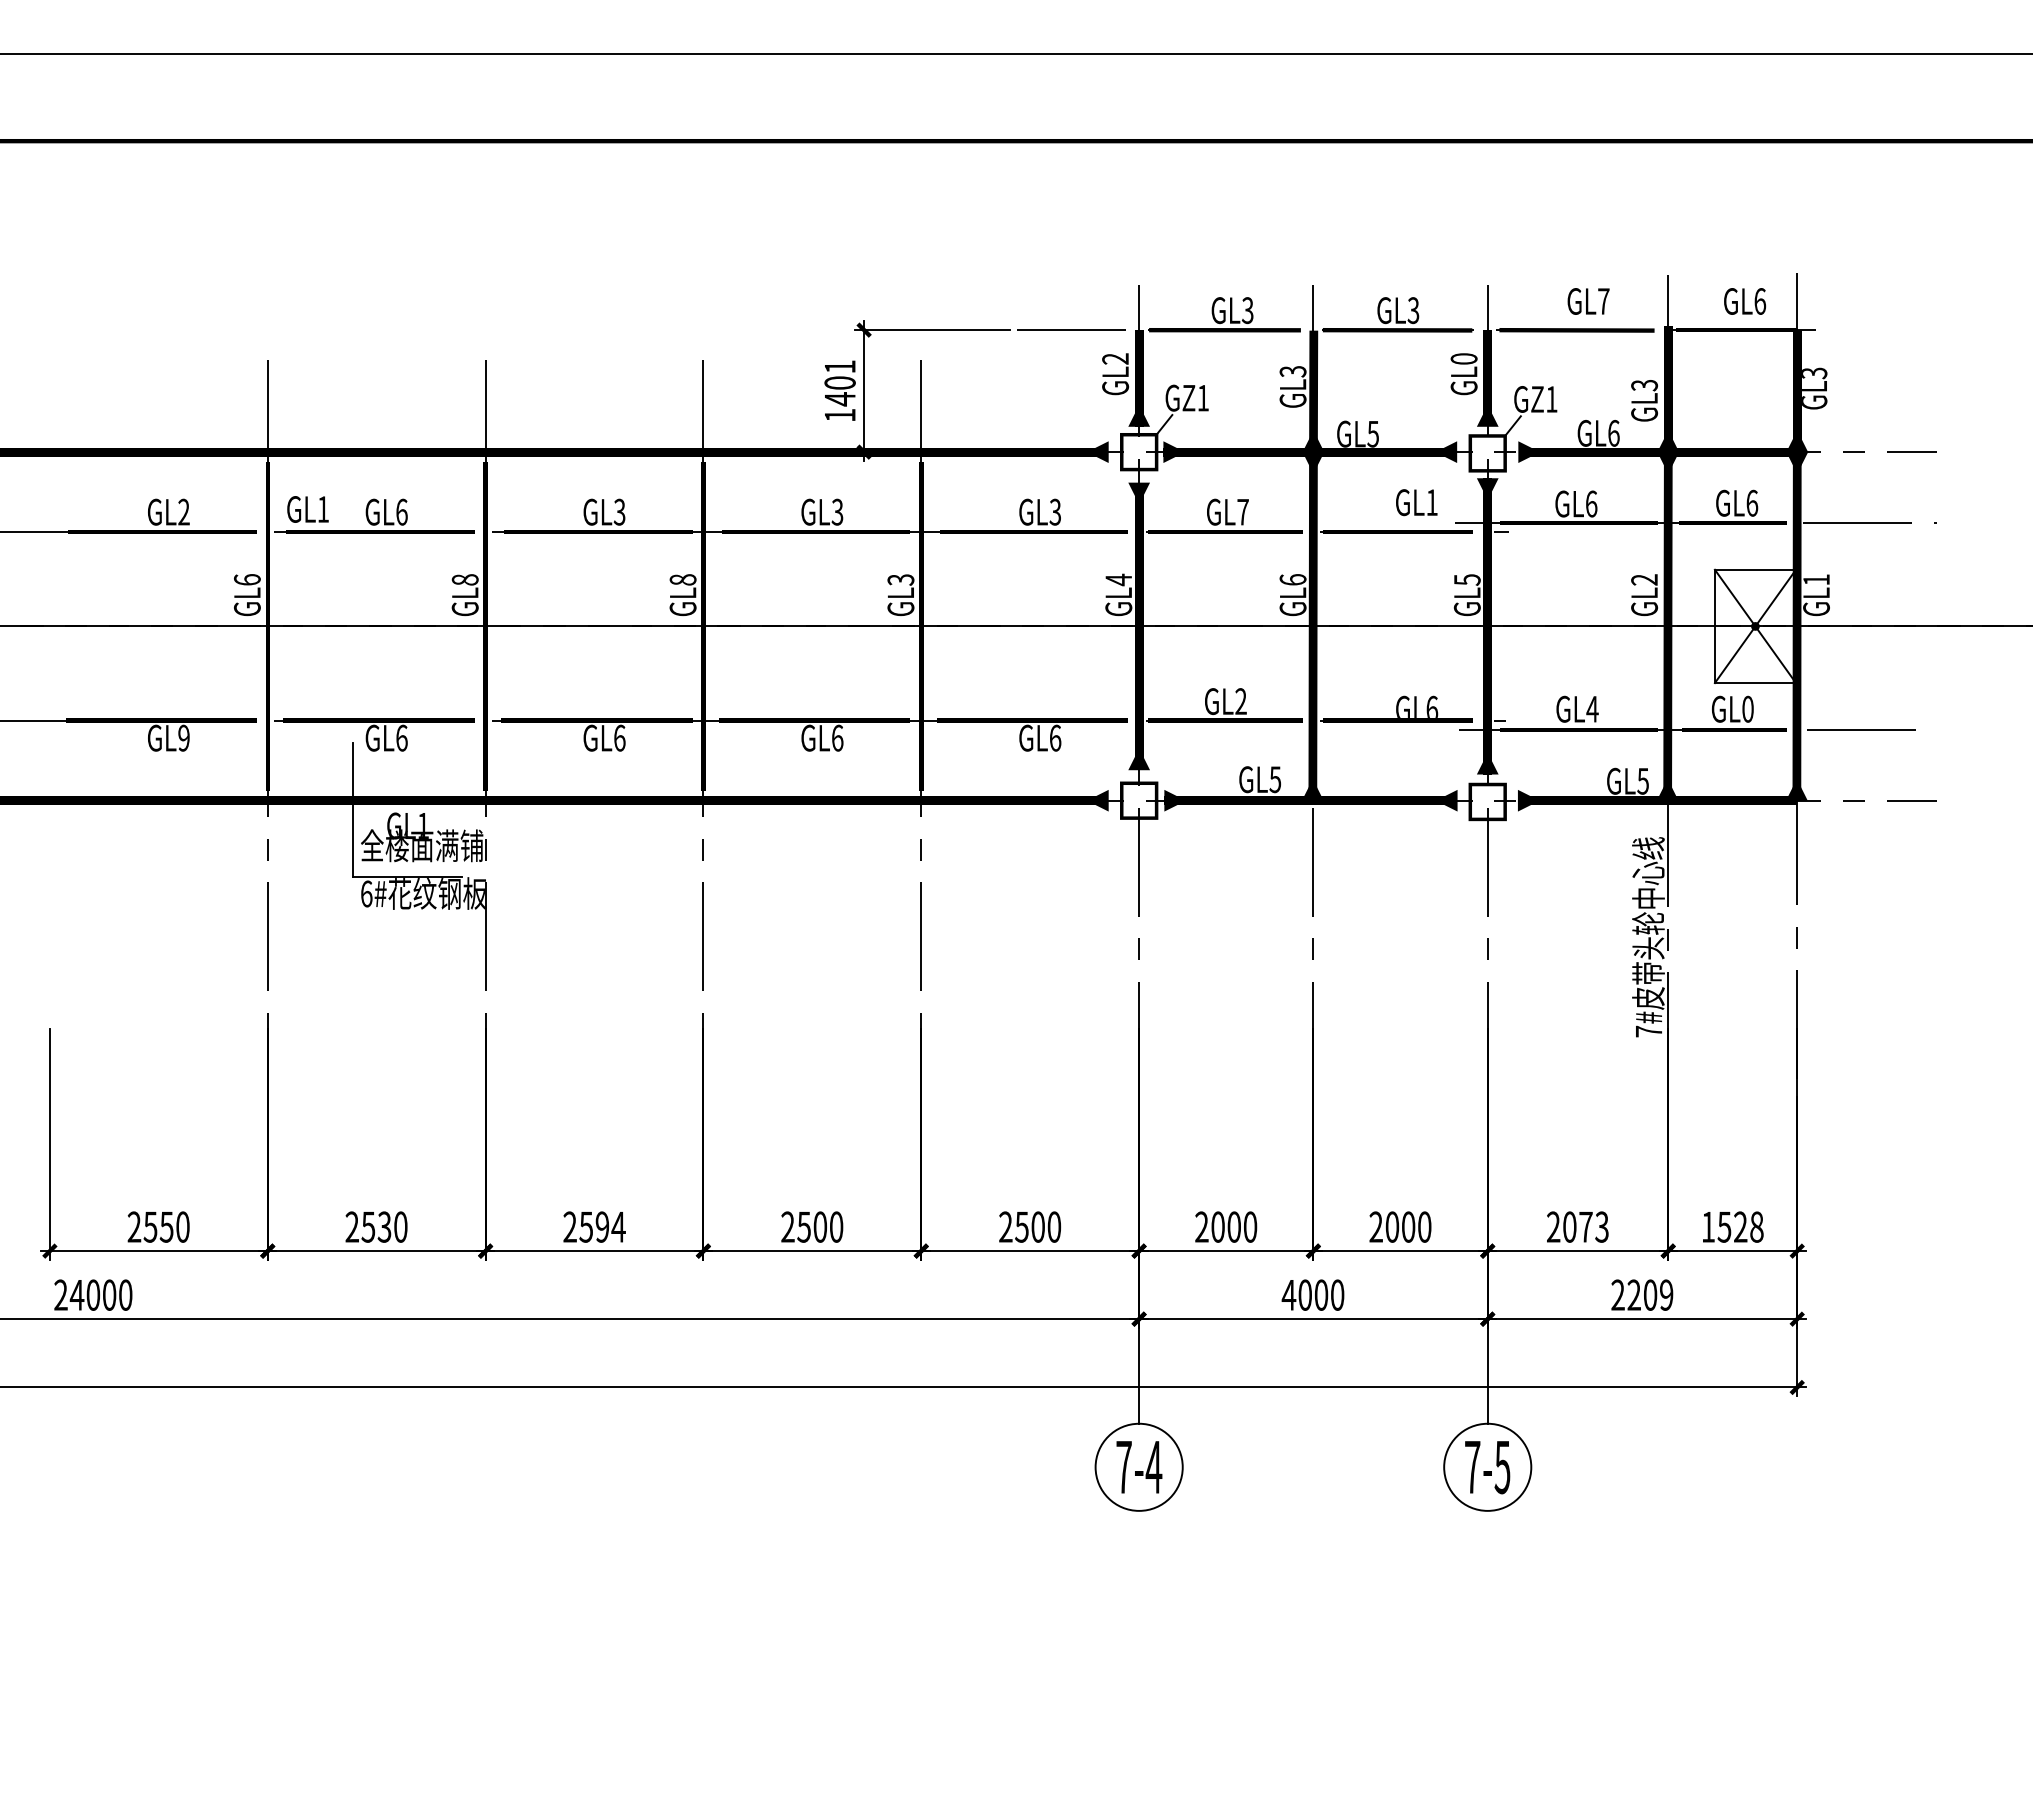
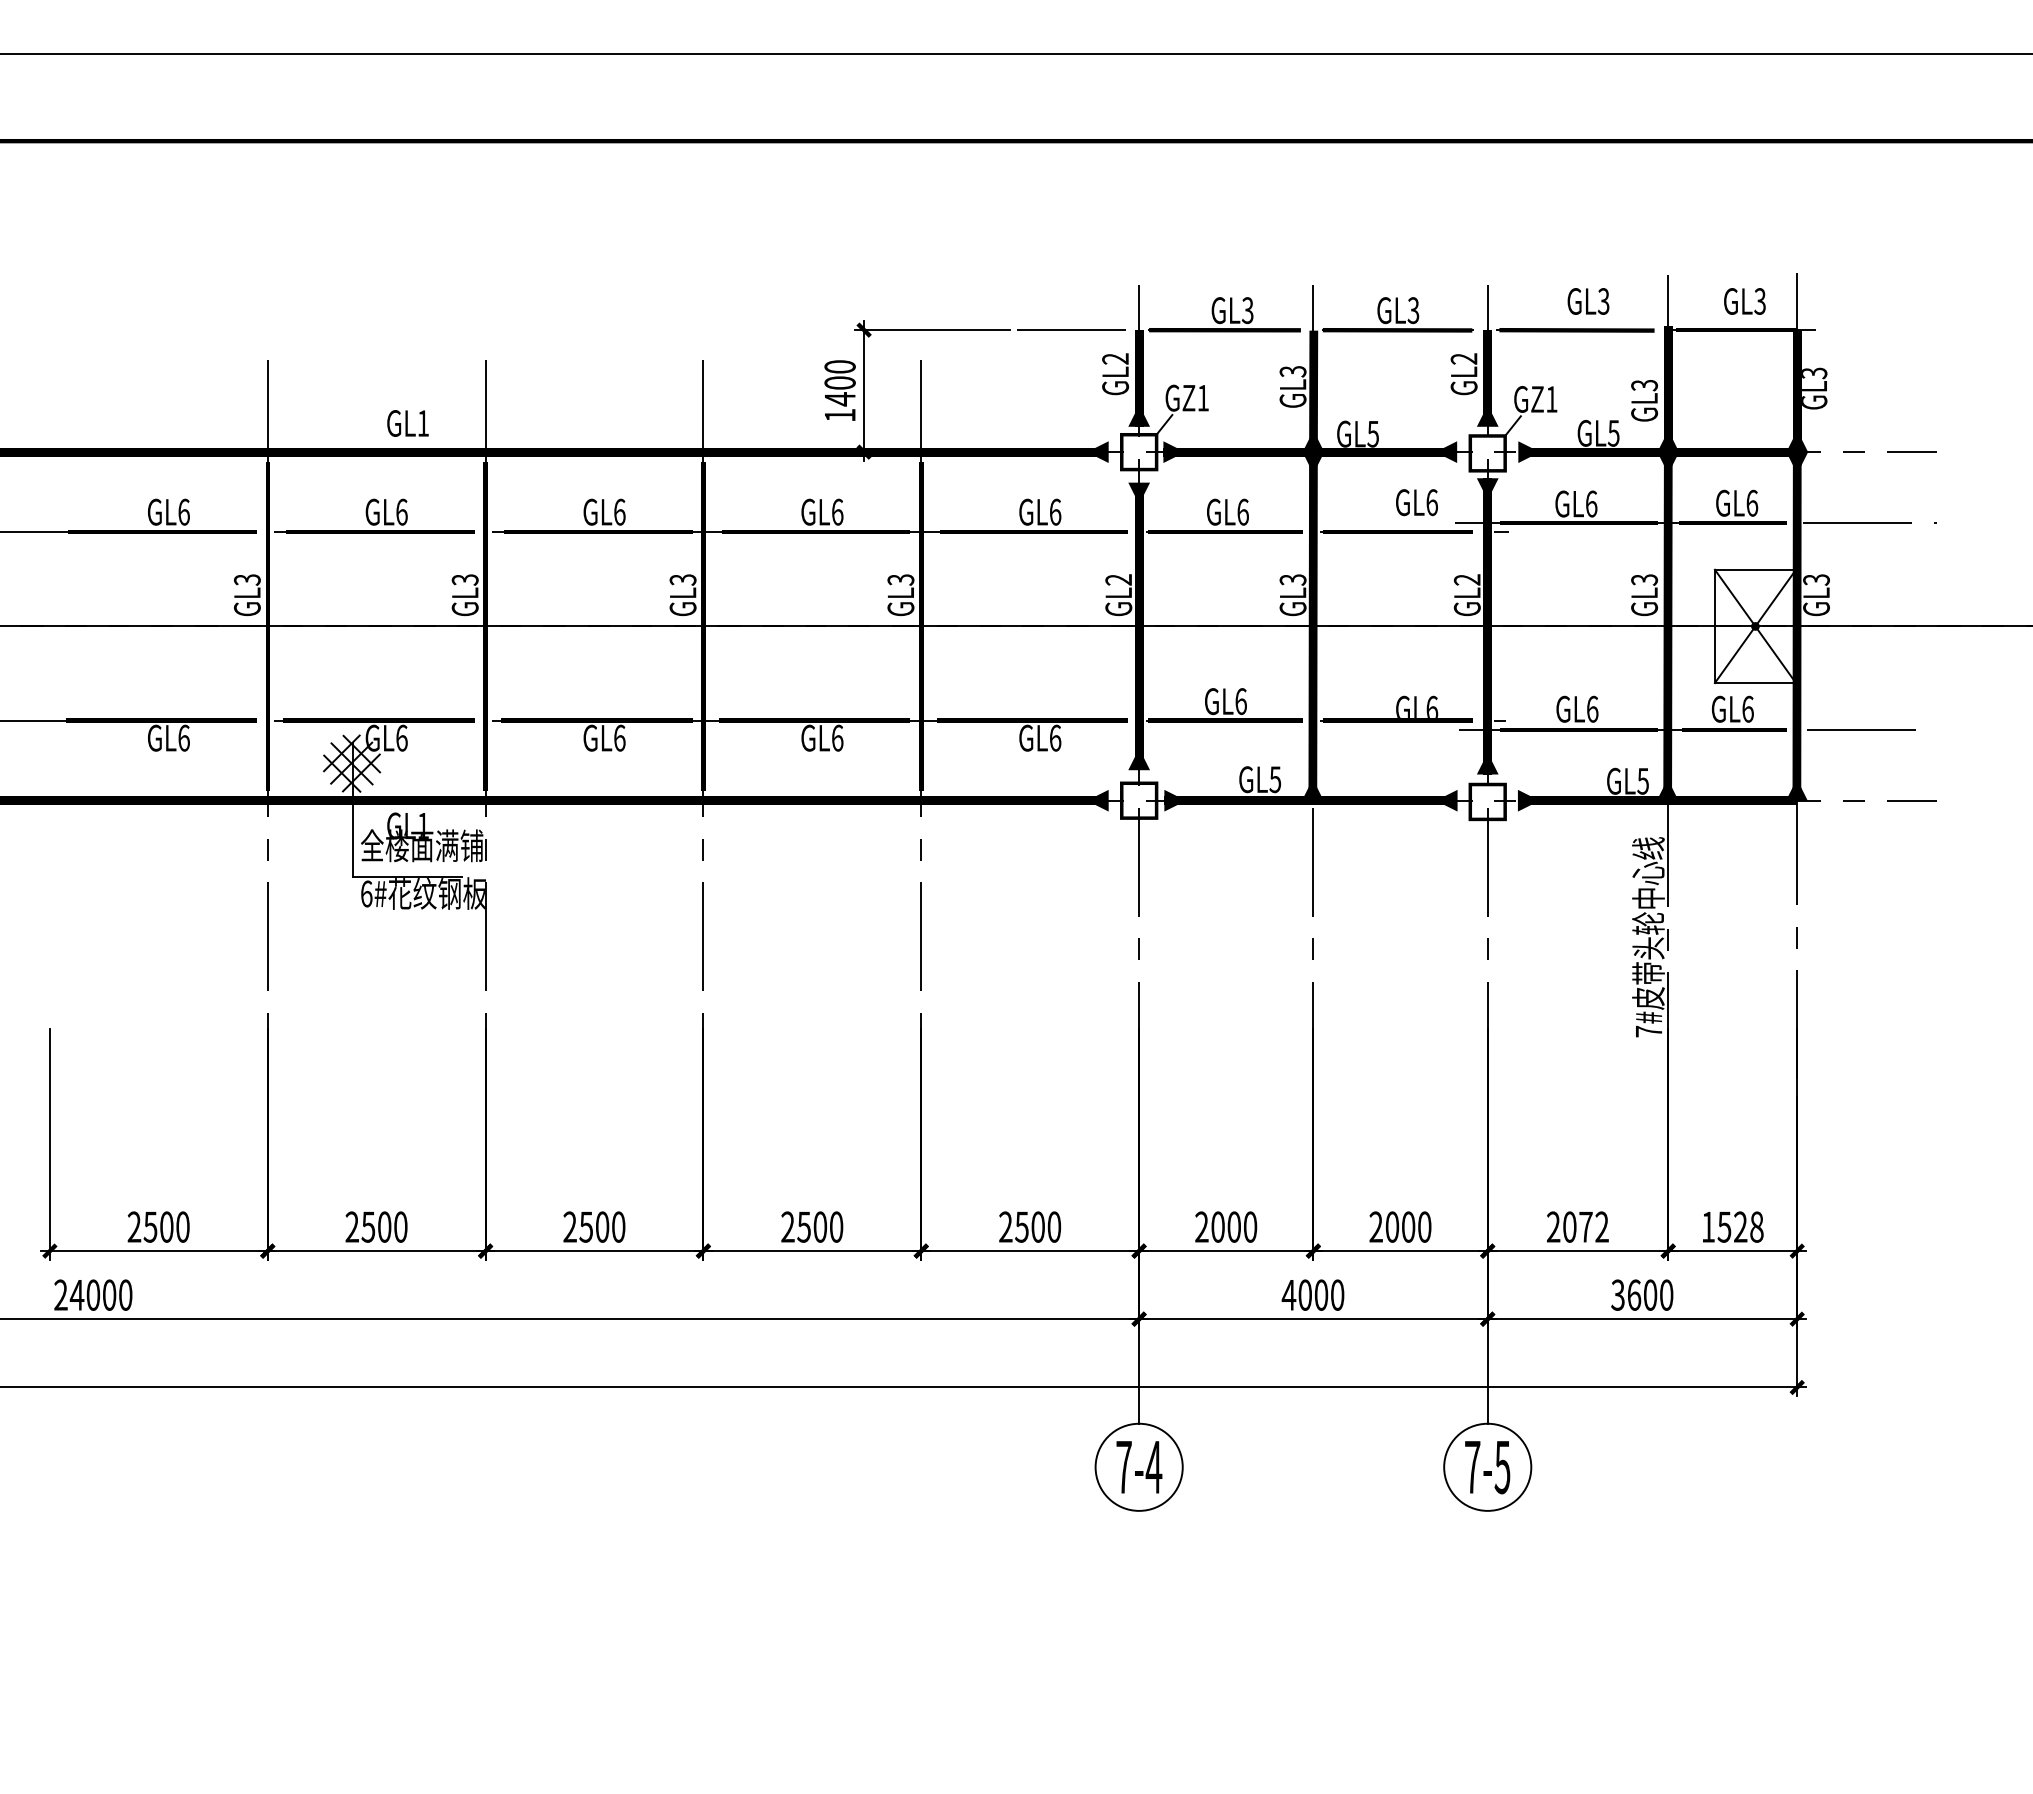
text: GL7 -> GL3 (1603, 301)
text: GL6 -> GL3 (1760, 301)
text: GL0 -> GL2 (1463, 358)
text: 1401 -> 1400 (839, 366)
text: GL6 -> GL5 (1613, 432)
text: GL1 -> GL6 (1431, 502)
text position: (307, 509) -> (407, 423) (407, 423)
text: GL2 -> GL6 (183, 511)
text: GL3 -> GL6 (619, 511)
text: GL3 -> GL6 (837, 511)
text: GL3 -> GL6 (1055, 511)
text: GL7 -> GL6 (1242, 511)
text: GL6 -> GL3 (246, 579)
text: GL8 -> GL3 (464, 579)
text: GL8 -> GL3 (682, 579)
text: GL4 -> GL2 (1118, 579)
text: GL6 -> GL3 (1292, 579)
text: GL5 -> GL2 (1466, 579)
text: GL2 -> GL3 (1644, 579)
text: GL1 -> GL3 (1816, 579)
text: GL2 -> GL6 (1240, 701)
text: GL4 -> GL6 (1592, 708)
text: GL0 -> GL6 (1747, 708)
text: GL9 -> GL6 (183, 737)
hatch: none -> present (351, 763)
text: 2550 -> 2500 (166, 1226)
text: 2530 -> 2500 (384, 1226)
text: 2594 -> 2500 (610, 1226)
text: 2073 -> 2072 (1601, 1227)
text: 2209 -> 3600 (1642, 1294)
